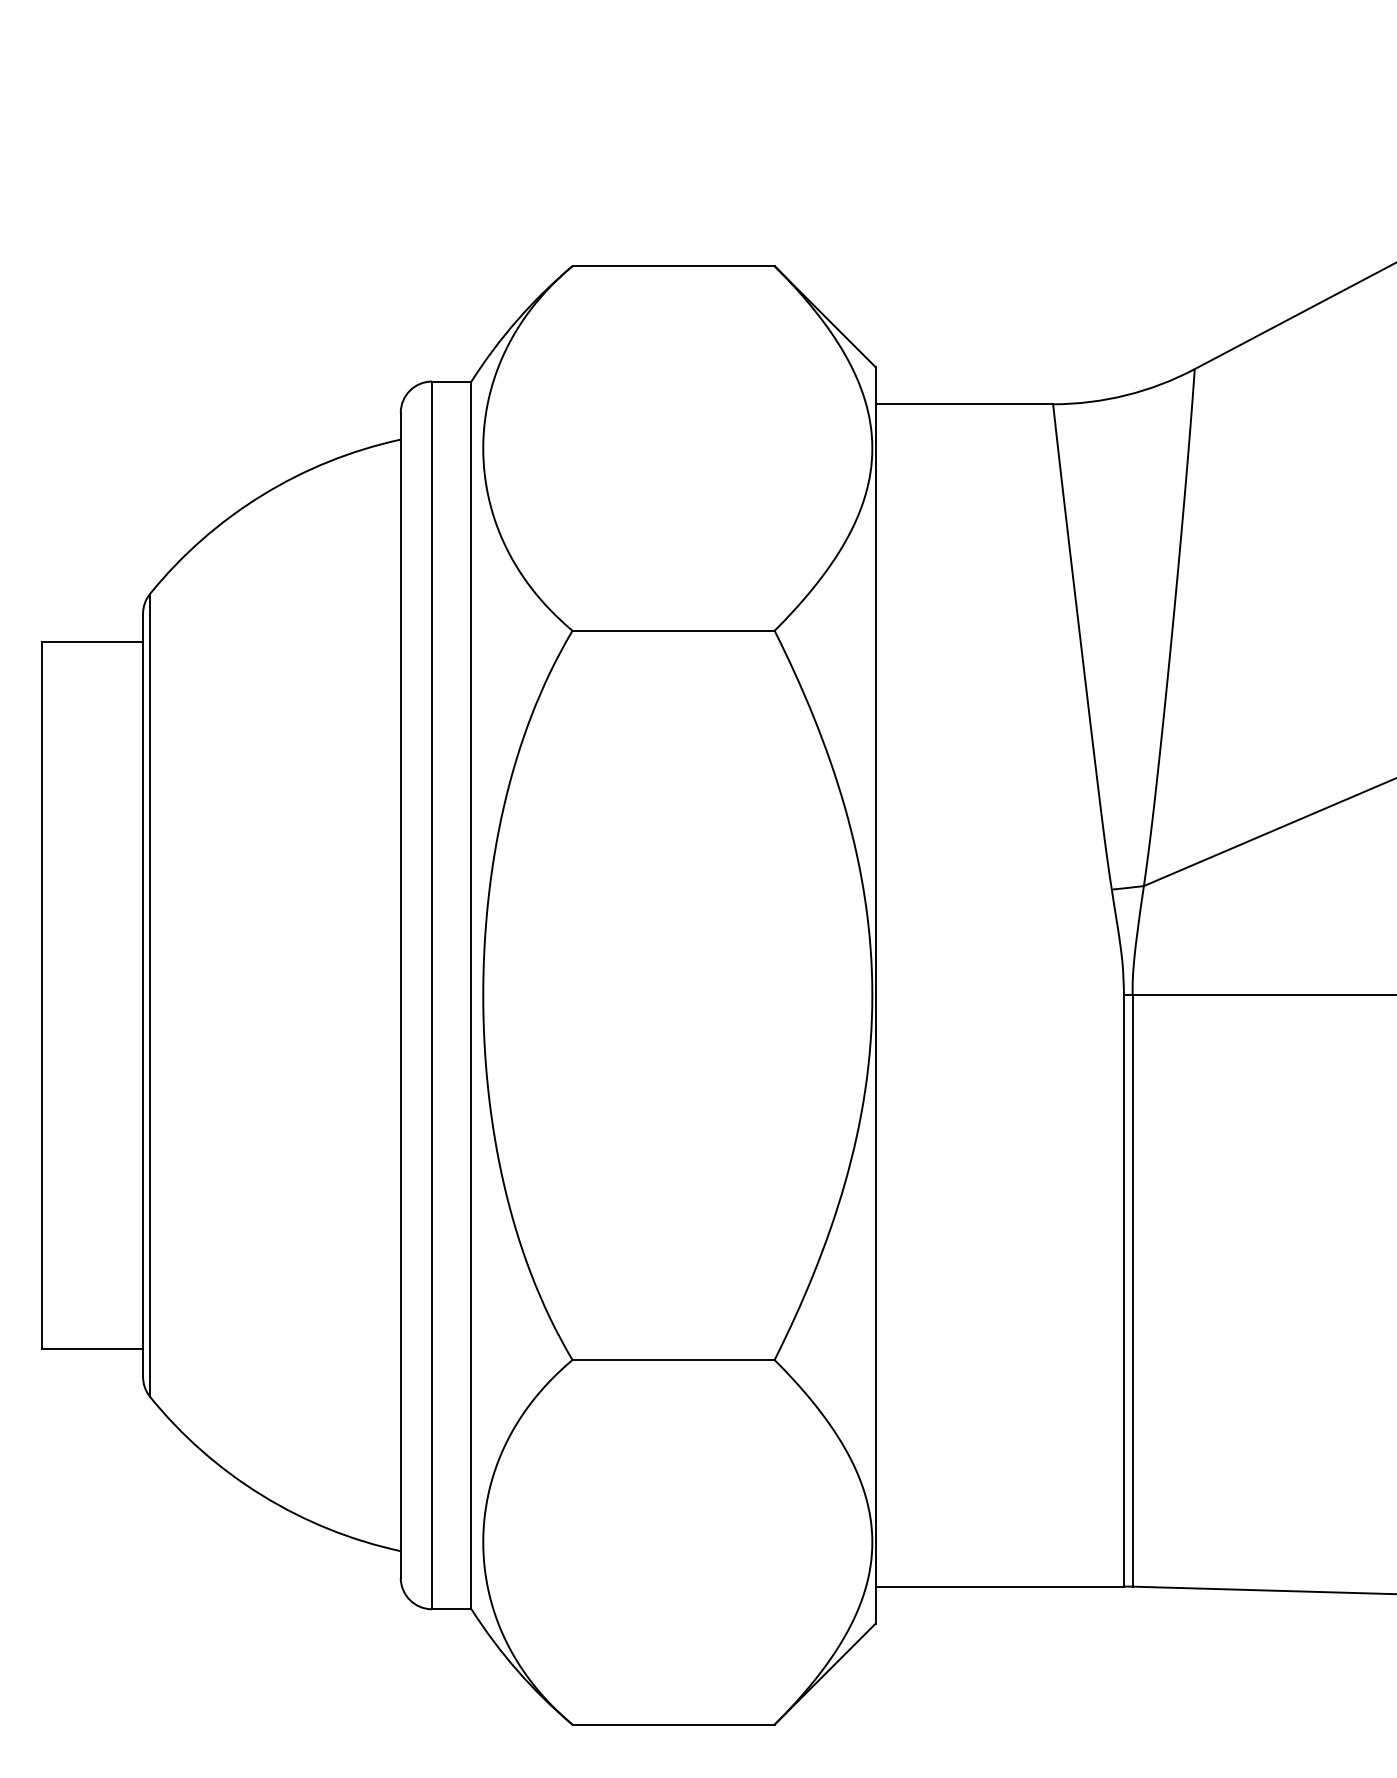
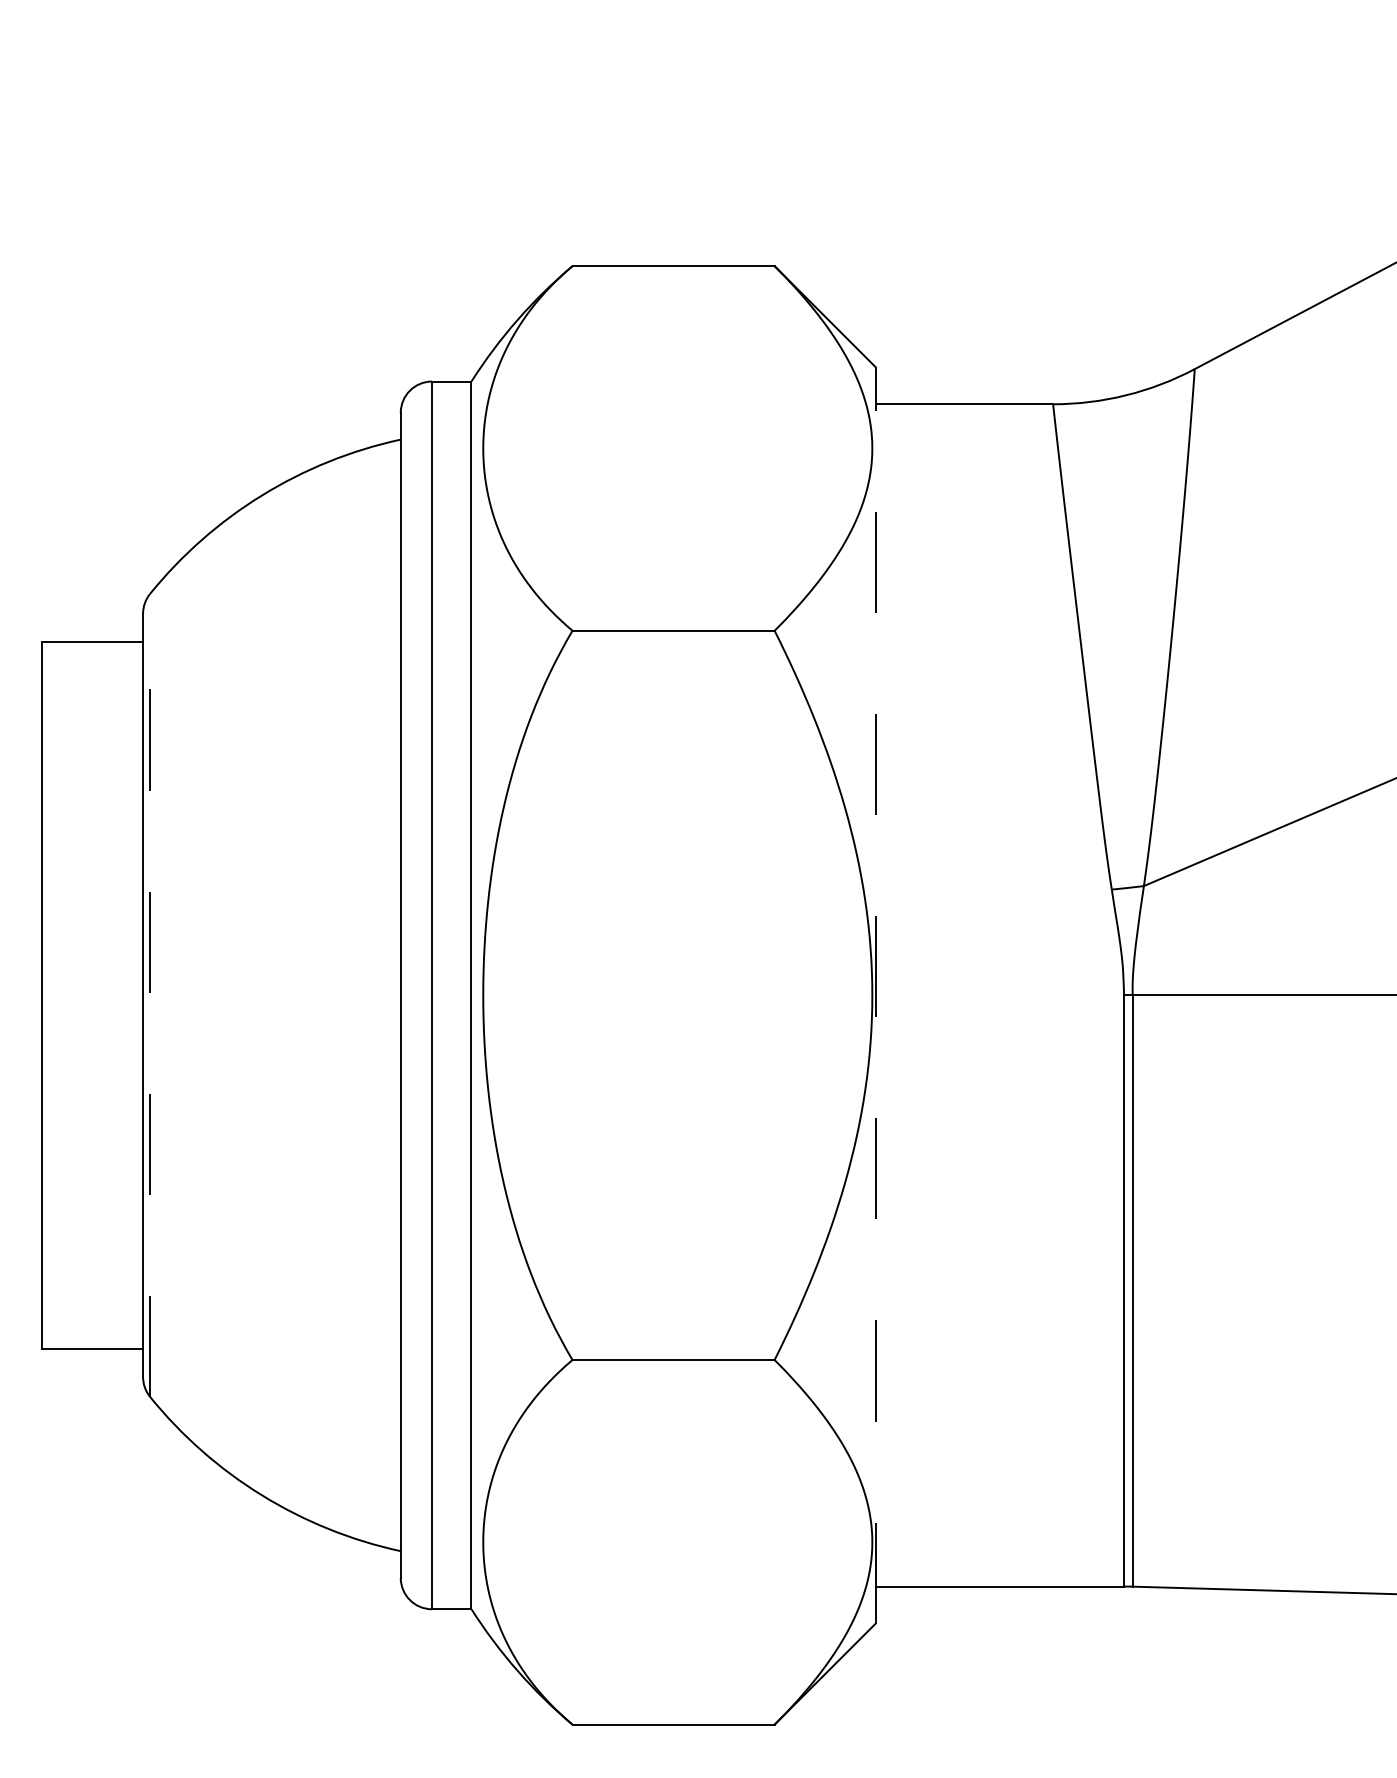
line: solid -> dashed (150, 994)
line: solid -> dashed (875, 994)
